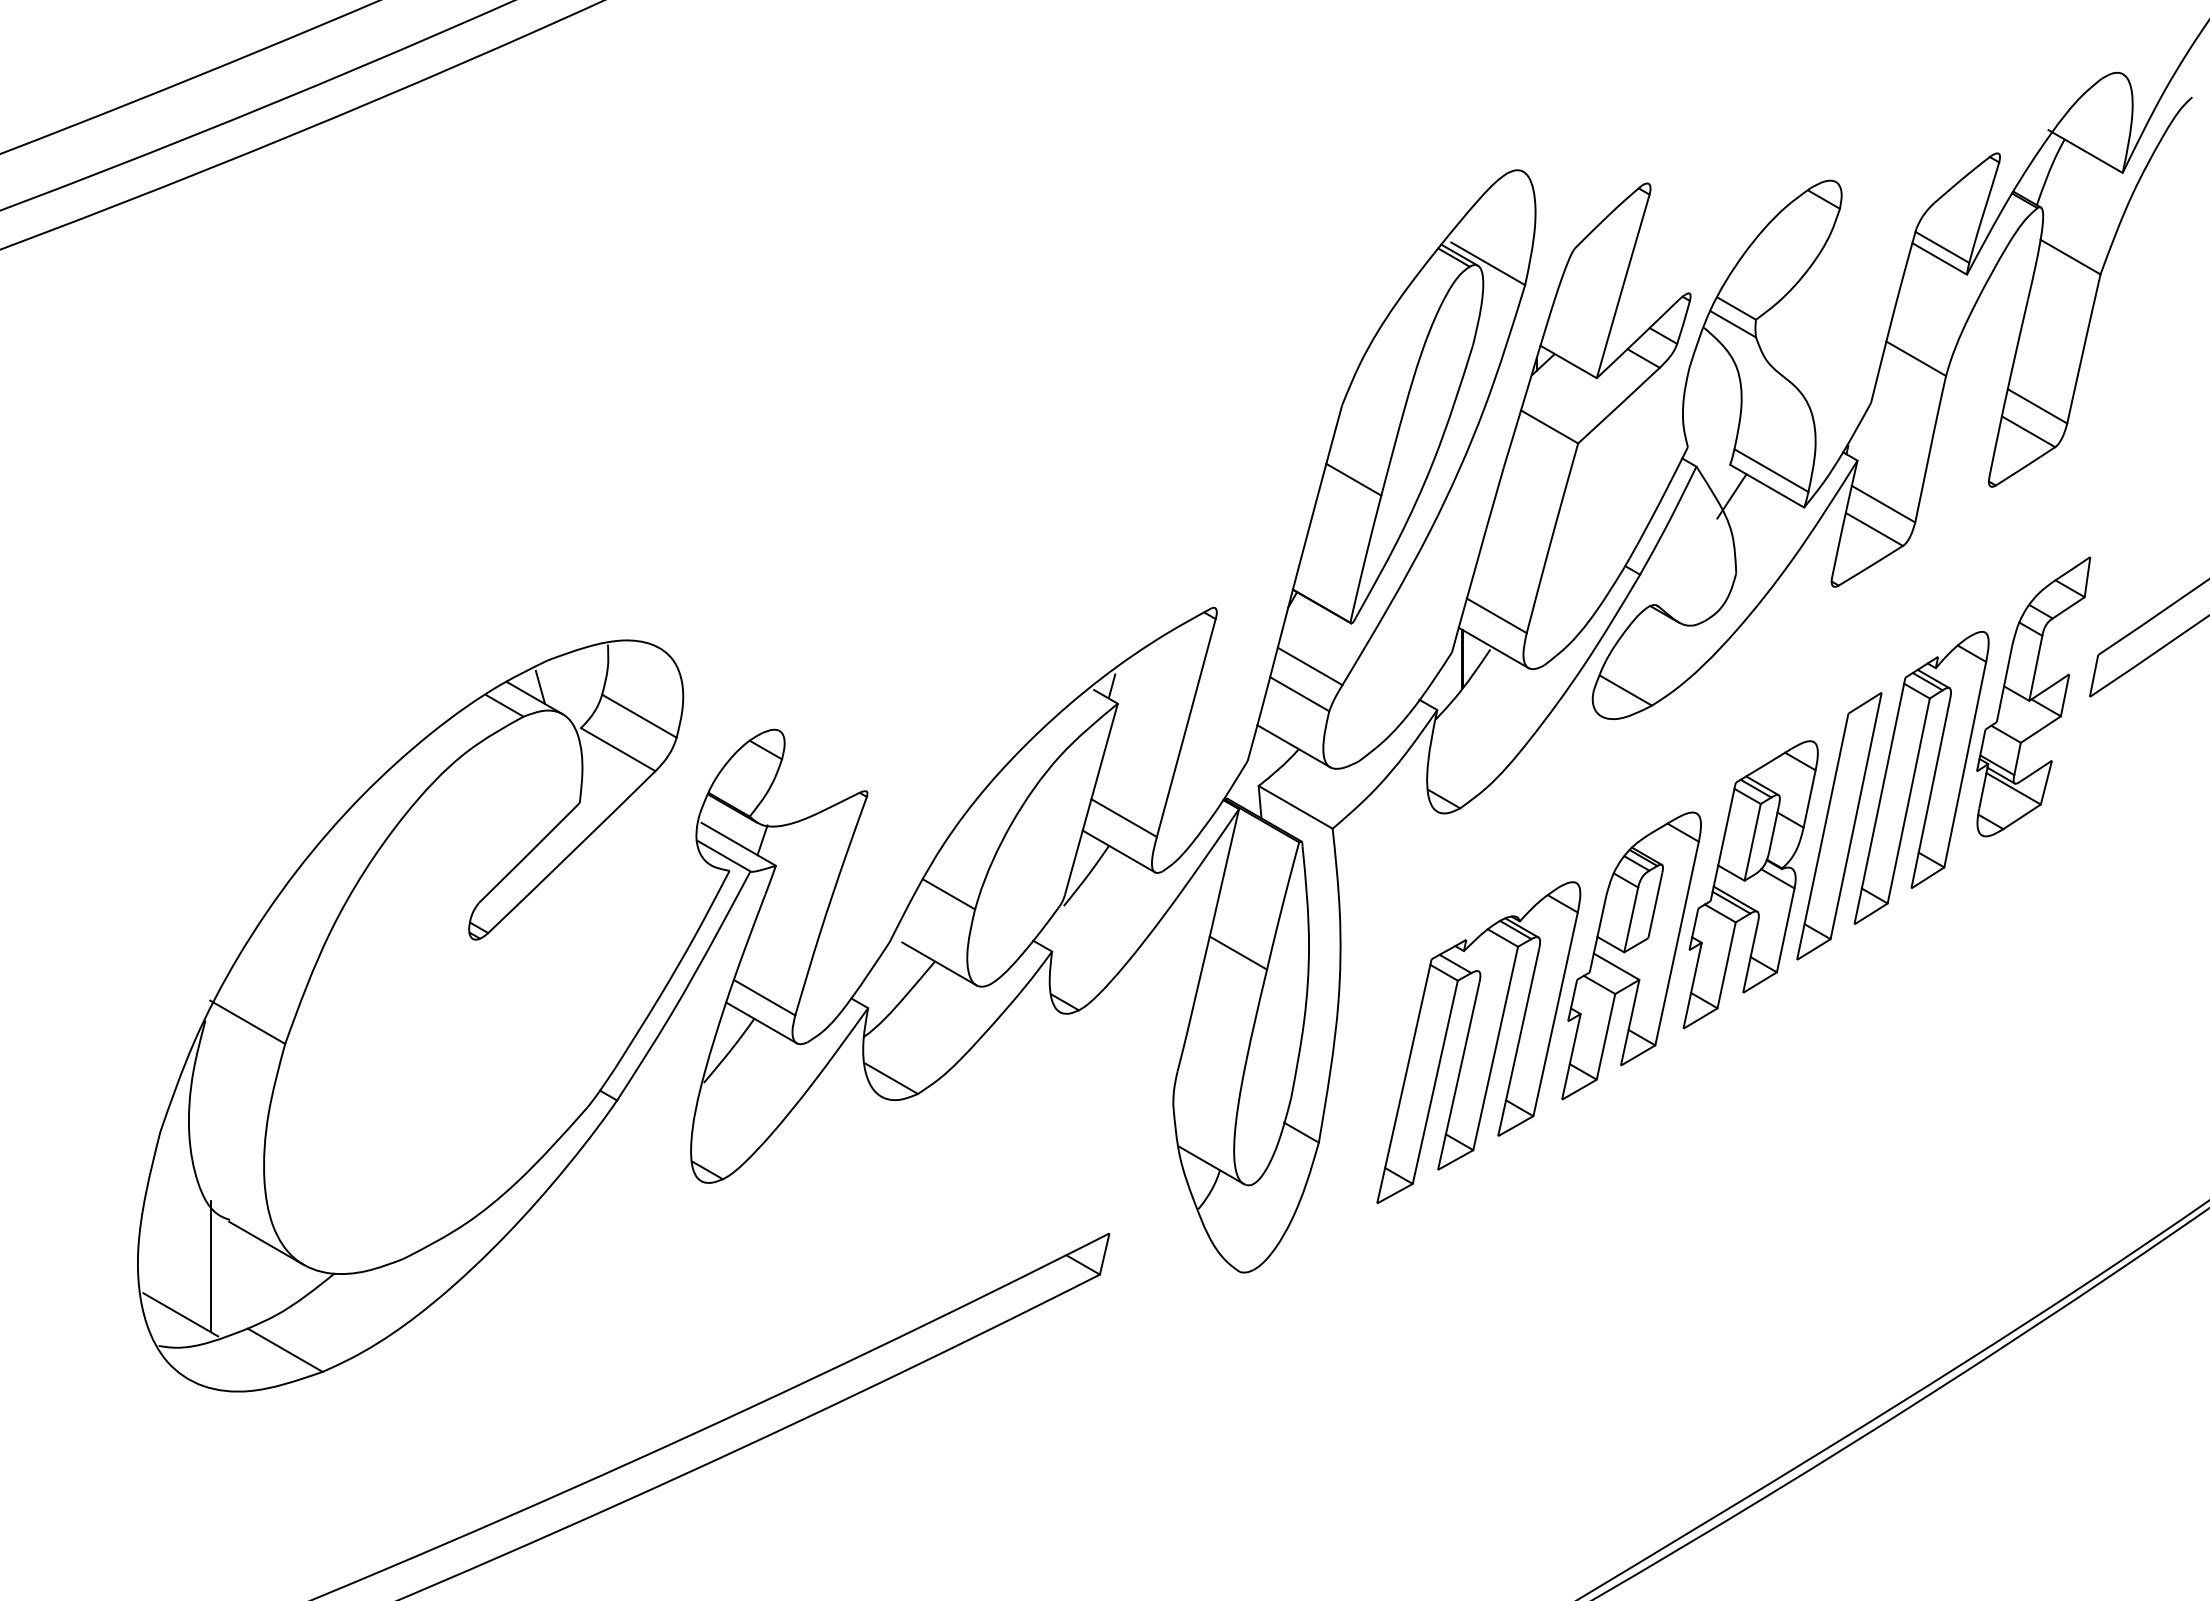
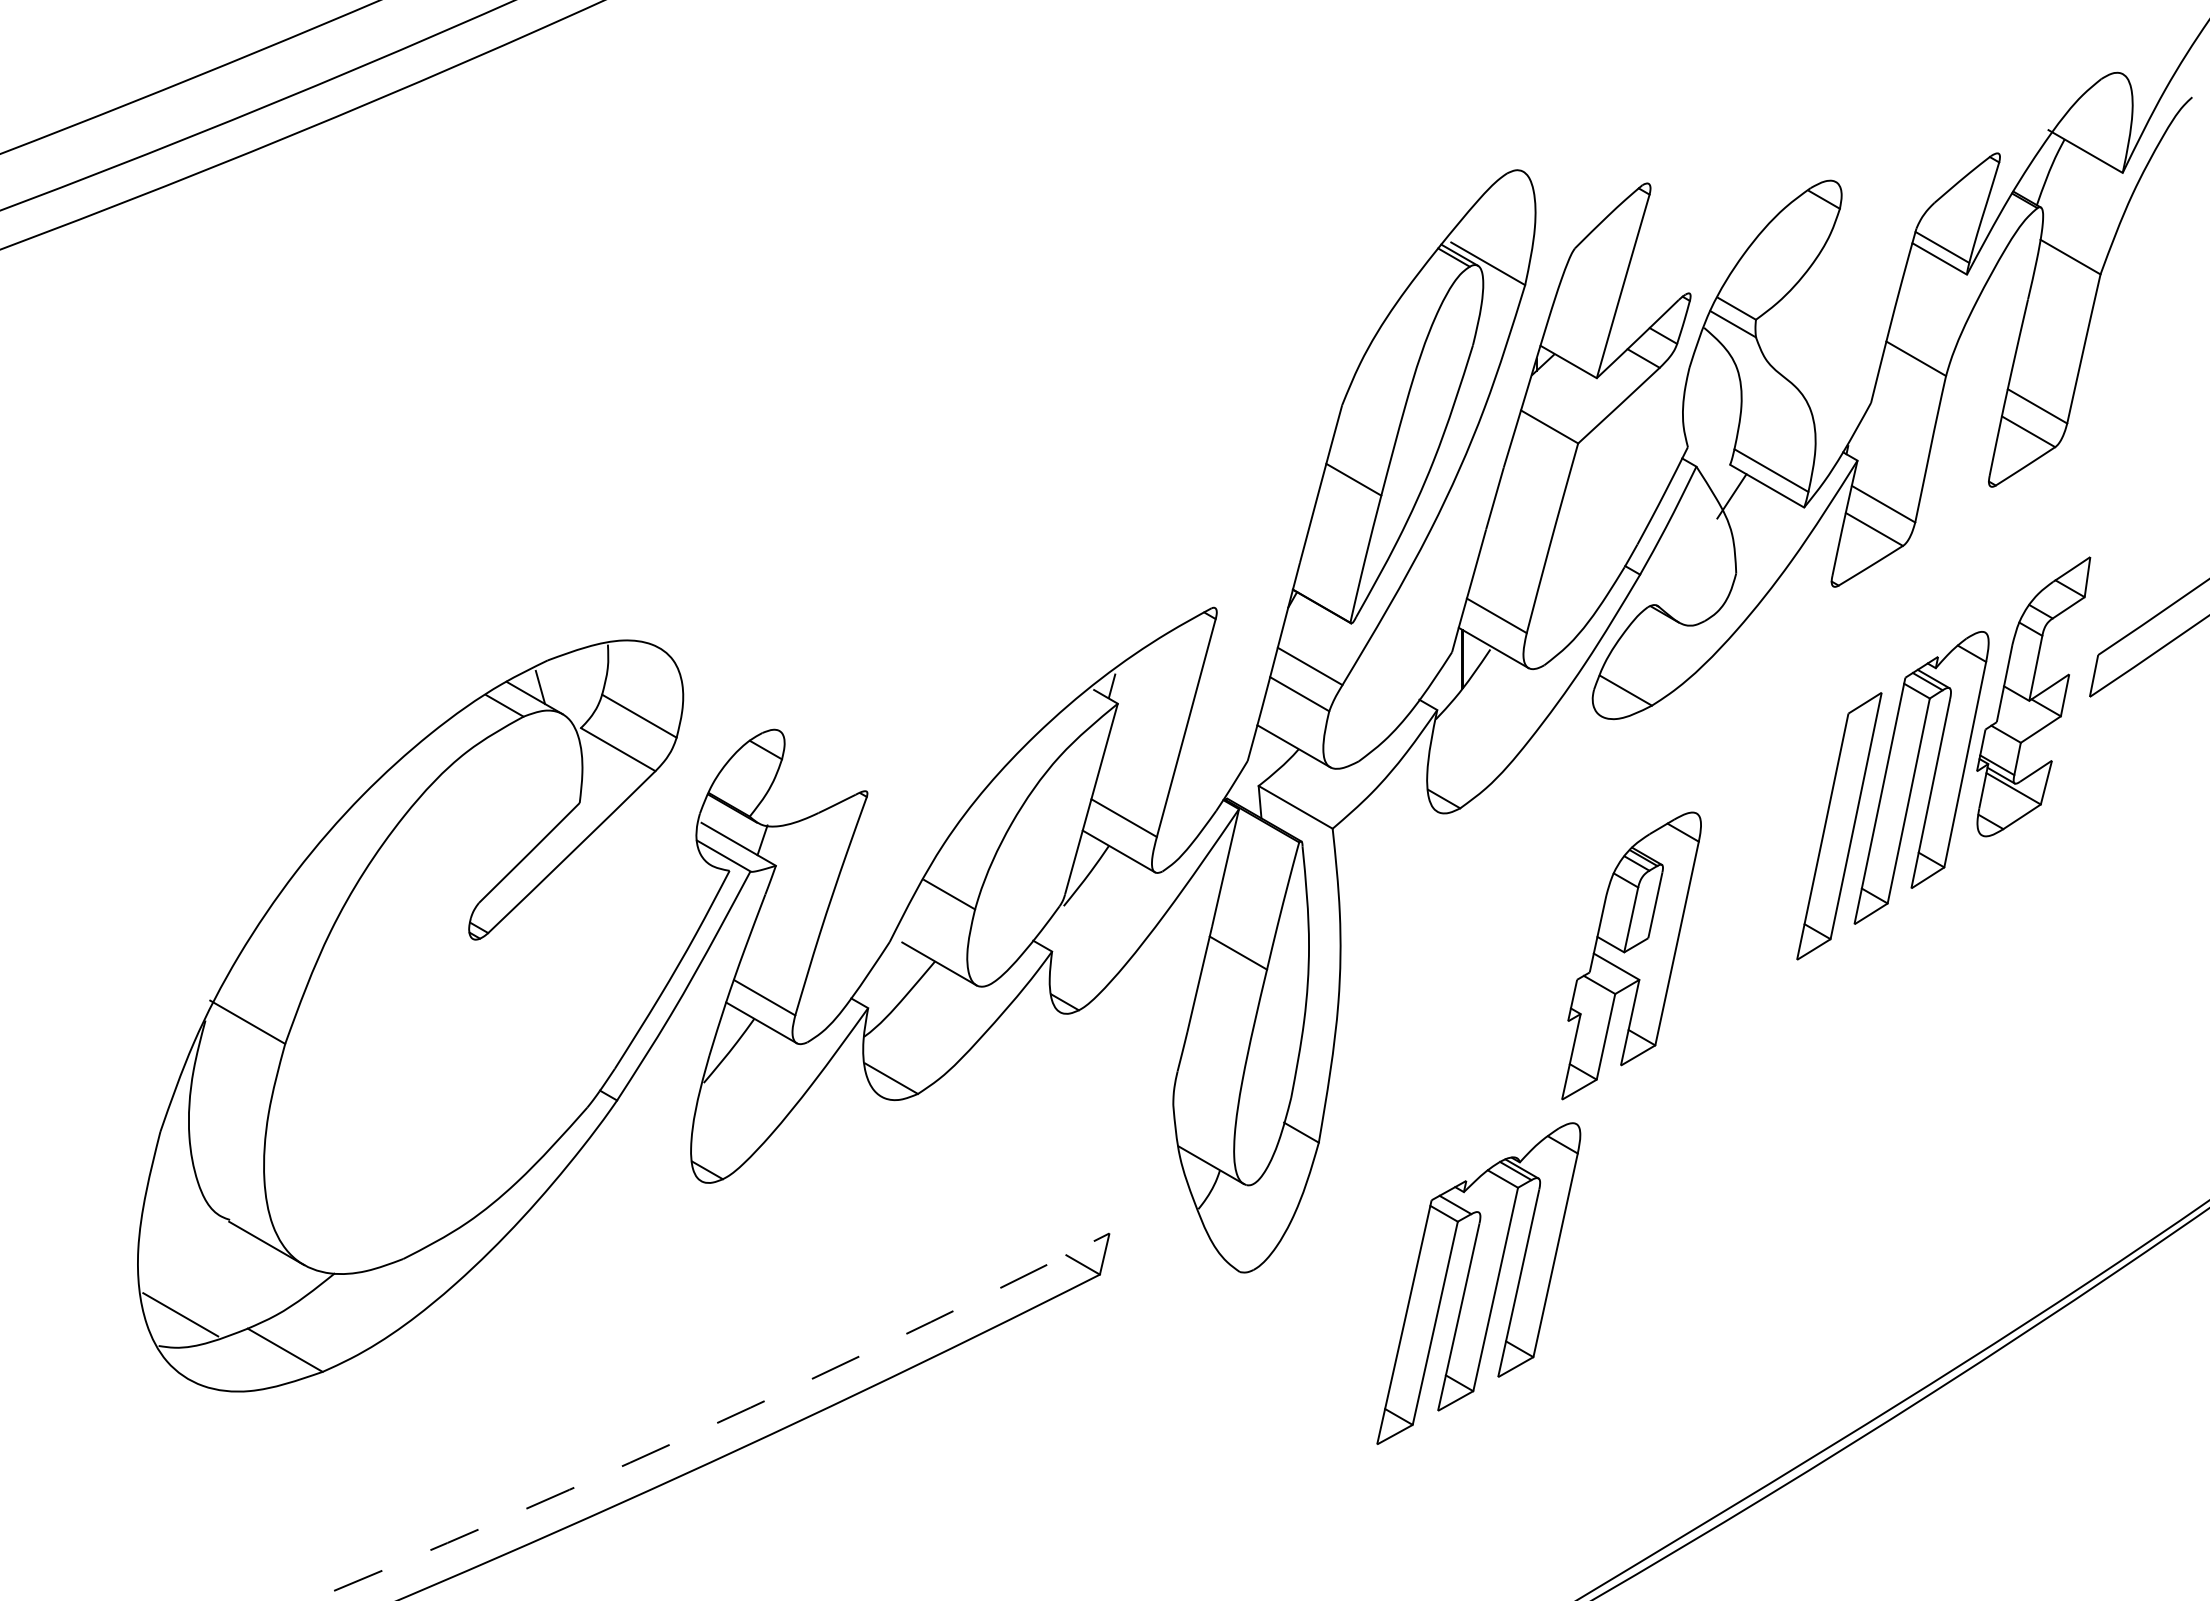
part: present -> none (1750, 884)
part position: (1478, 1042) -> (1478, 1283) (1478, 1283)
line: present -> none (210, 1266)
arc: solid -> dashed (713, 1424)
